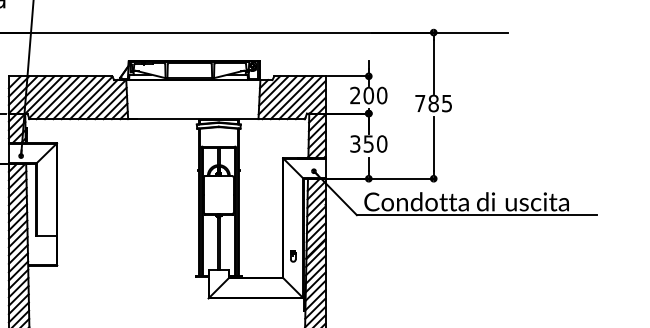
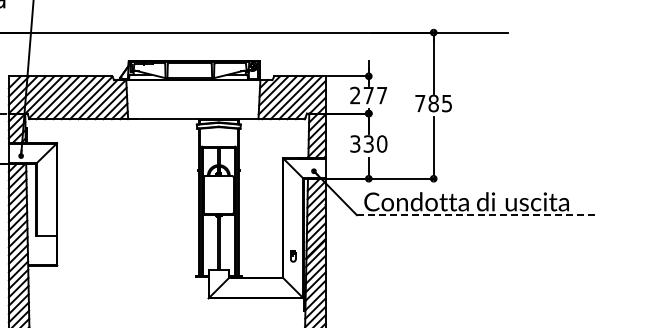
text: 200 -> 277 (375, 95)
text: 350 -> 330 (368, 143)
line: solid -> dashed (476, 215)
